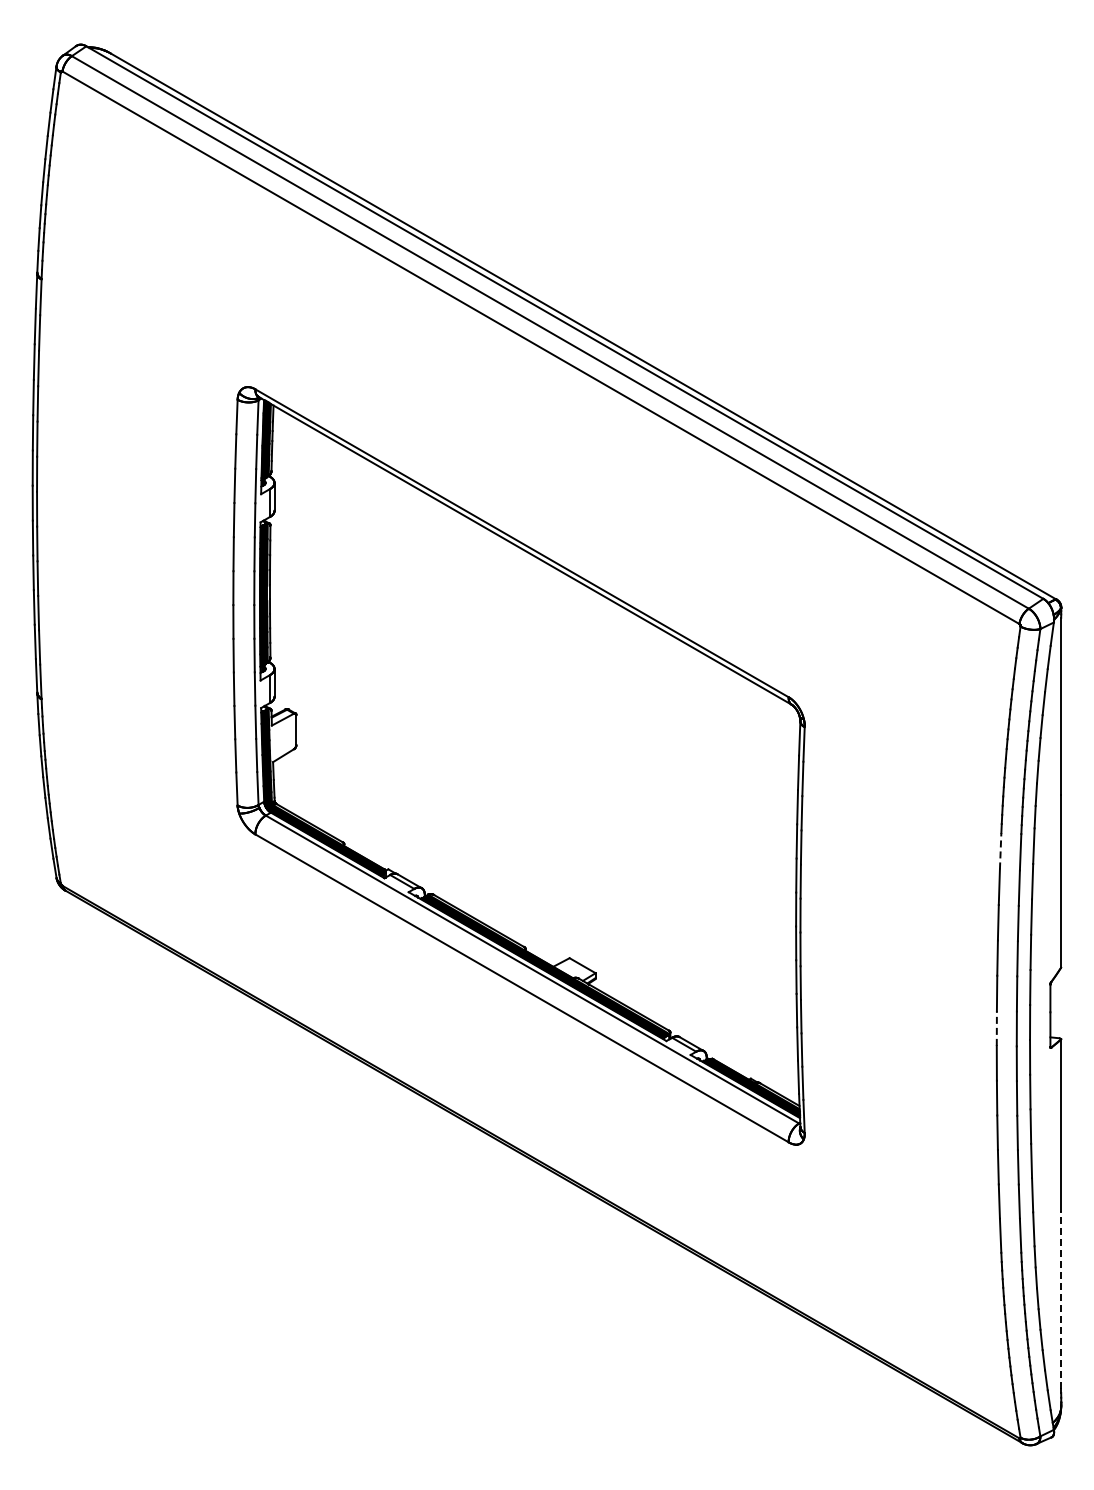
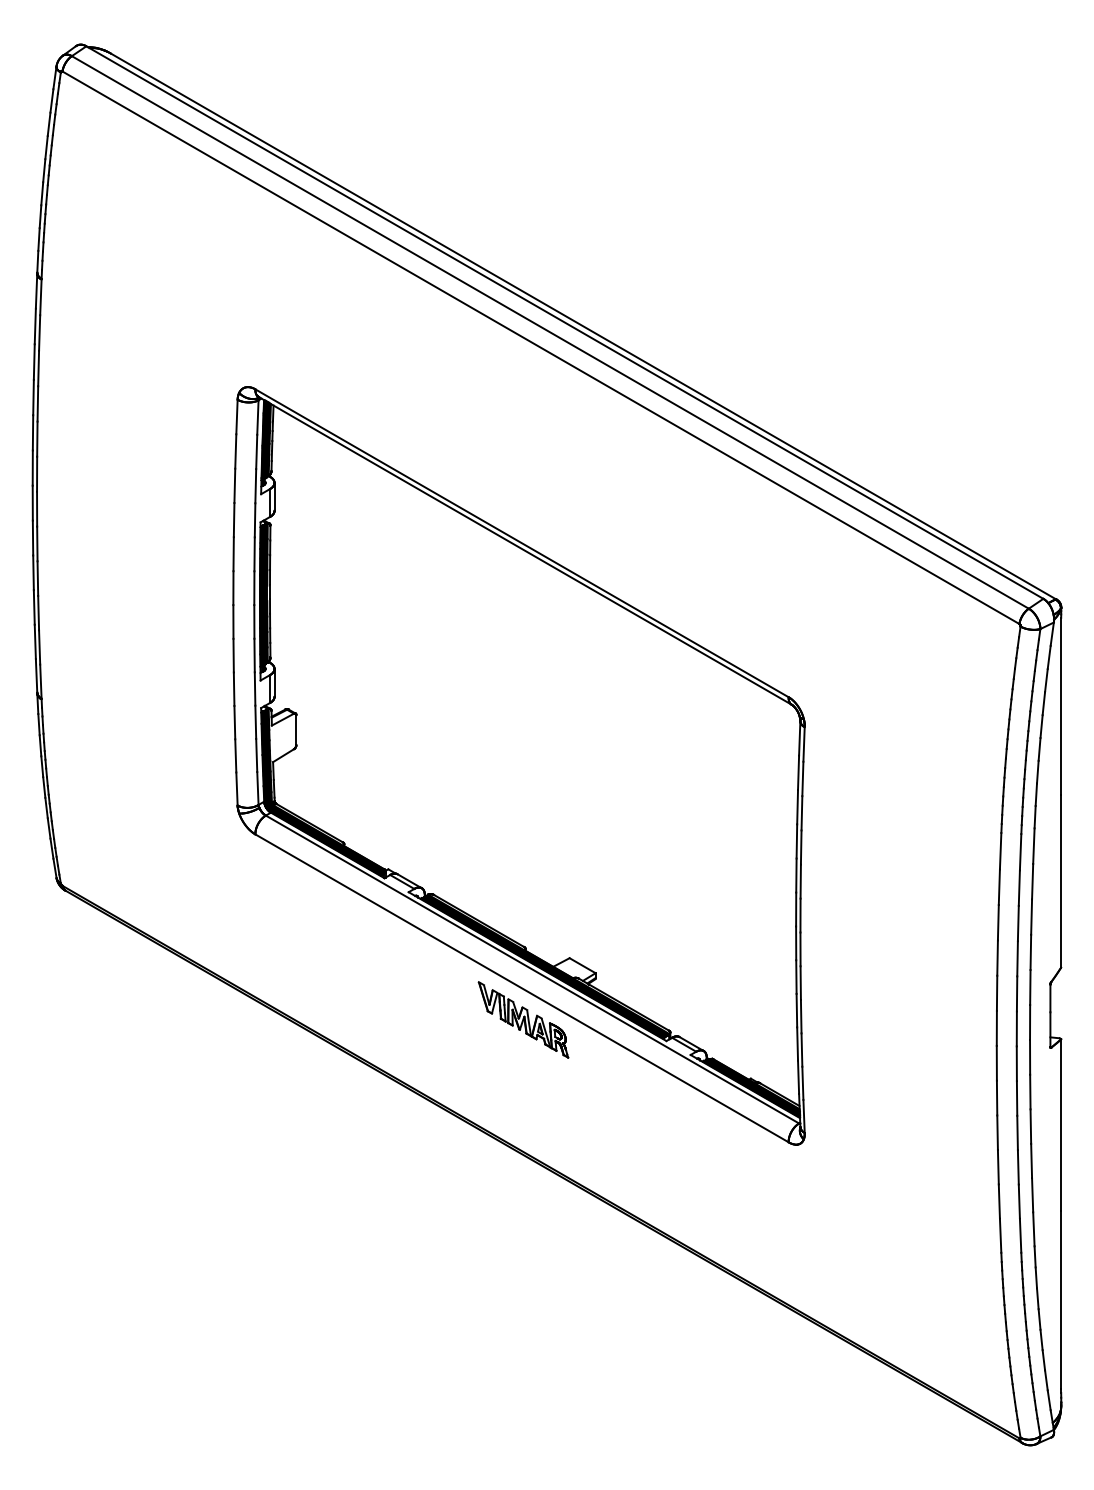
line: dashed -> solid (1000, 850)
part: none -> present (523, 1019)
line: dashed -> solid (996, 1028)
line: dashed -> solid (1061, 1300)
